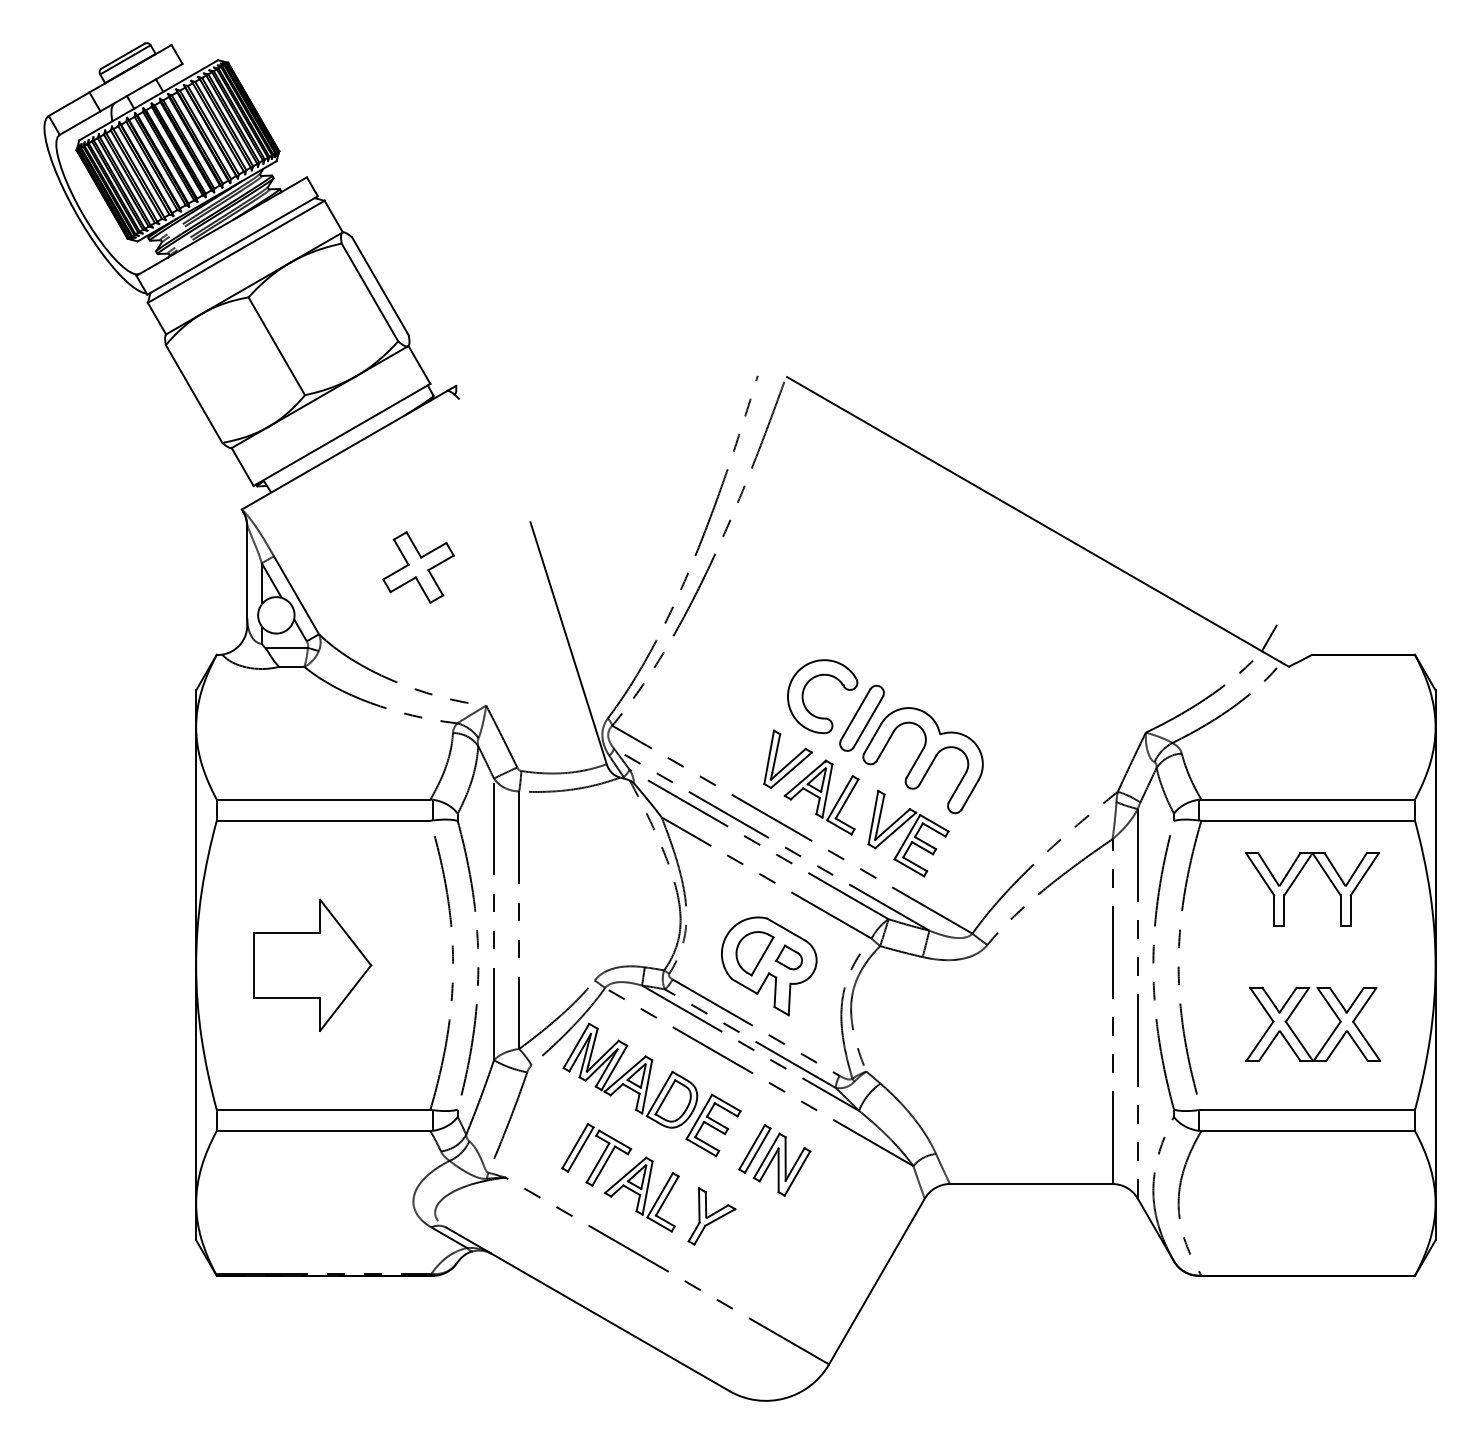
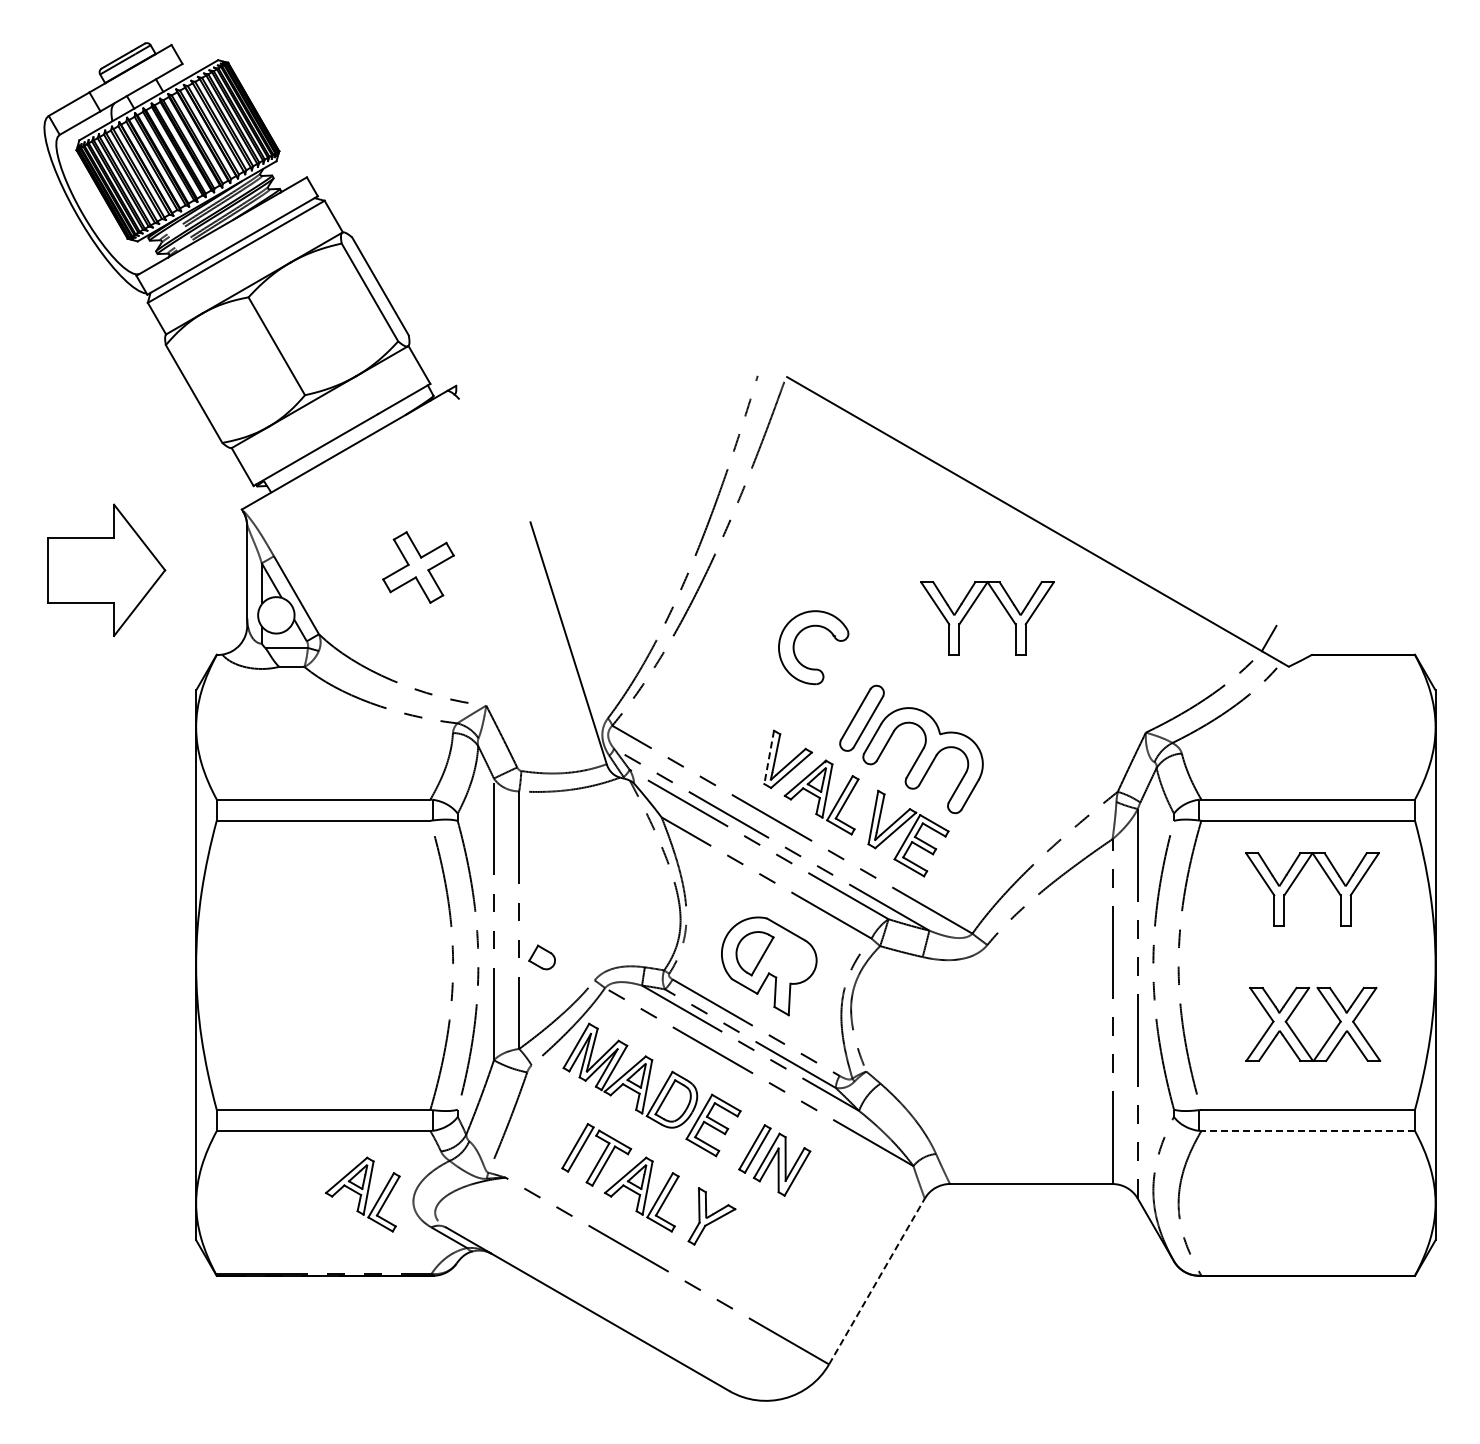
part: none -> present (971, 608)
part position: (804, 691) -> (795, 642) (795, 642)
line: solid -> dashed (769, 757)
part position: (788, 957) -> (541, 957) (541, 957)
part position: (312, 964) -> (106, 569) (106, 569)
line: solid -> dashed (1308, 1131)
part: none -> present (362, 1194)
line: solid -> dashed (876, 1281)
